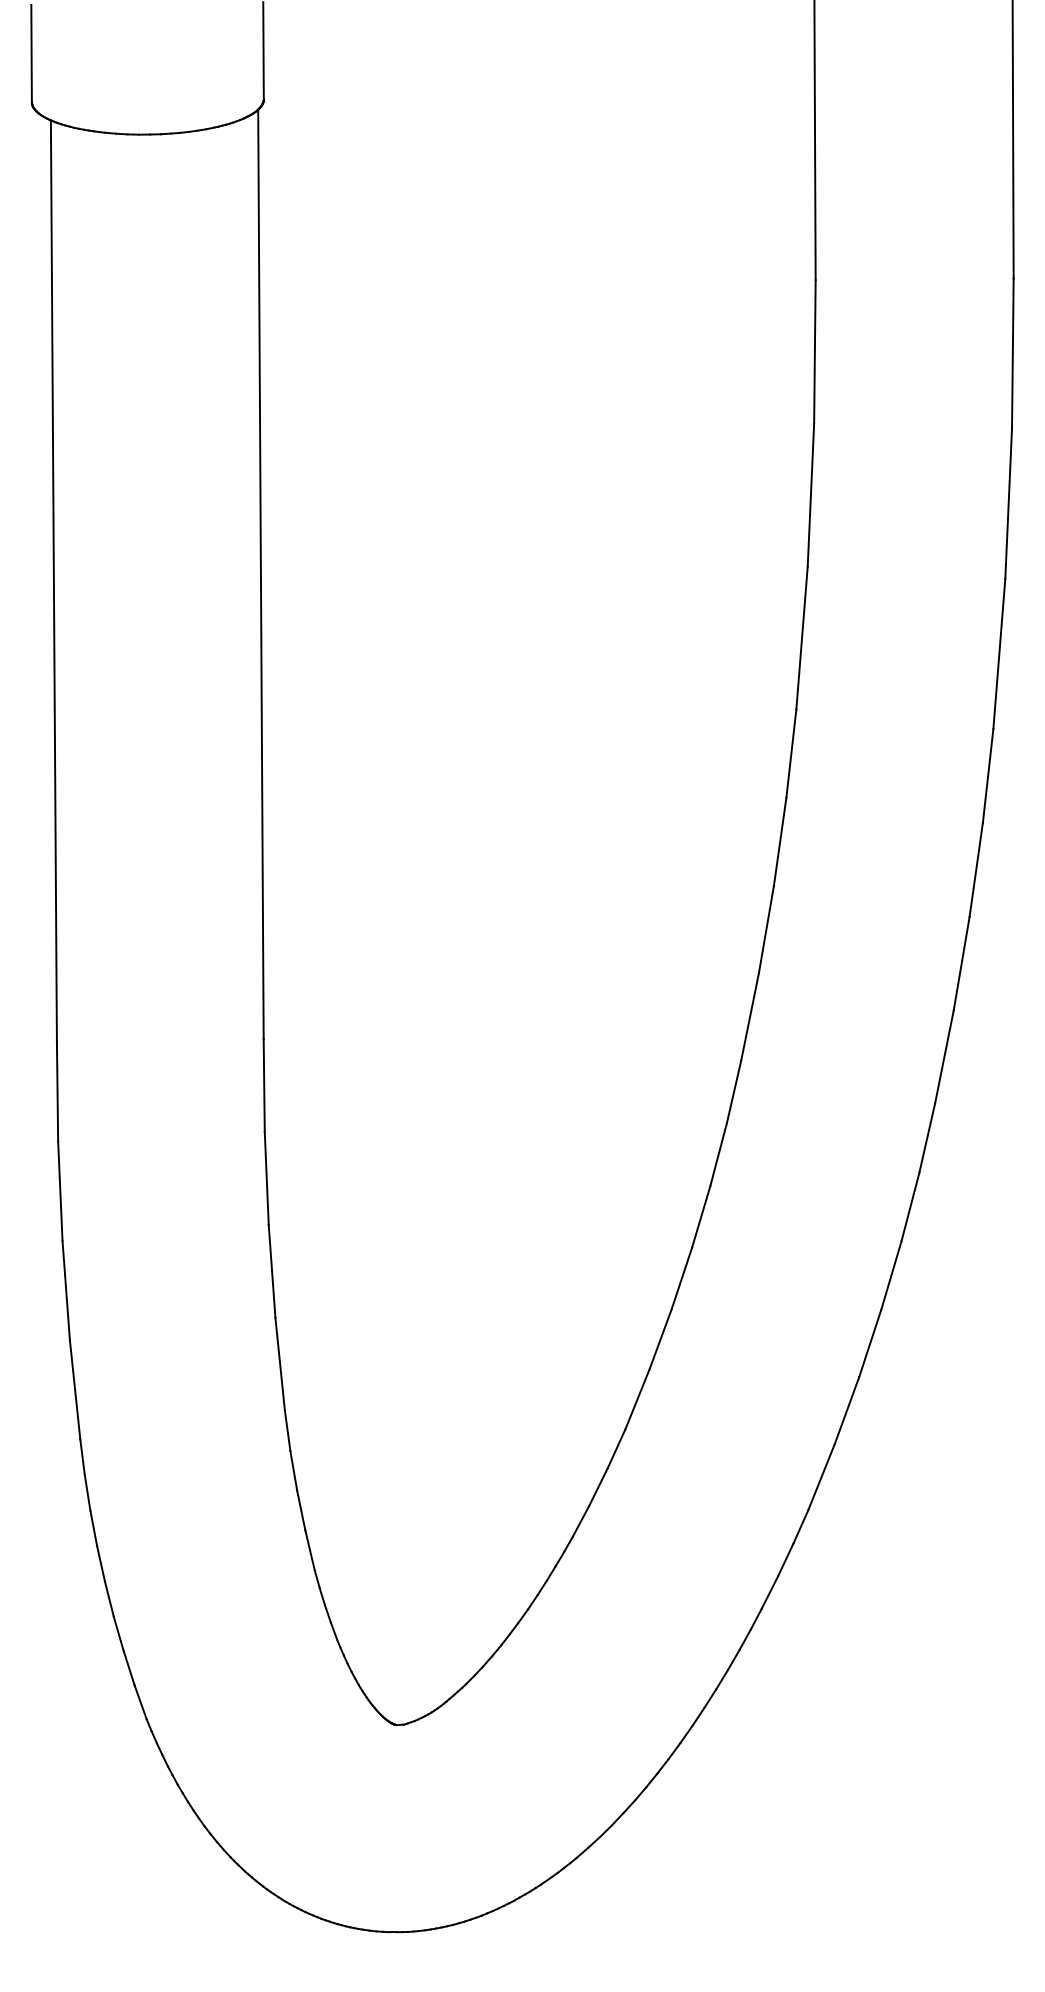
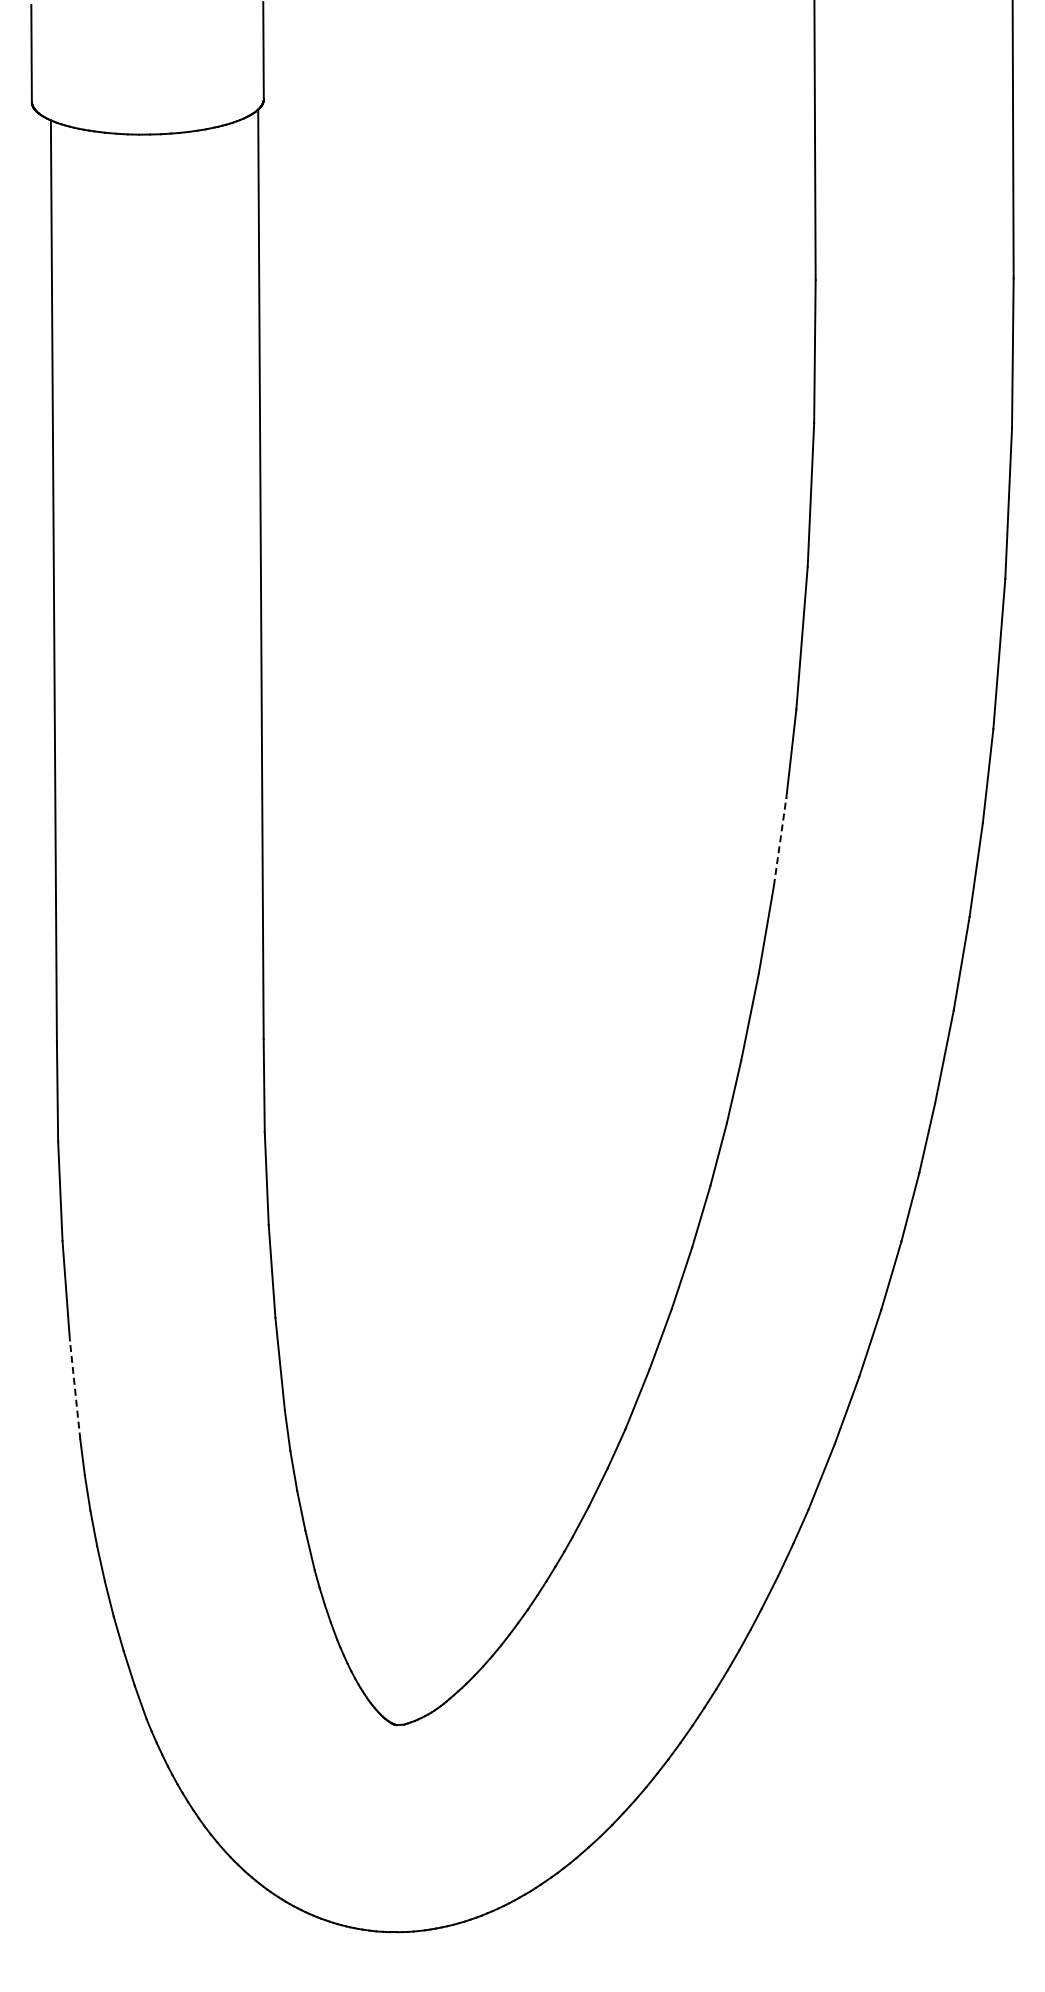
line: solid -> dashed (780, 841)
line: solid -> dashed (75, 1389)
